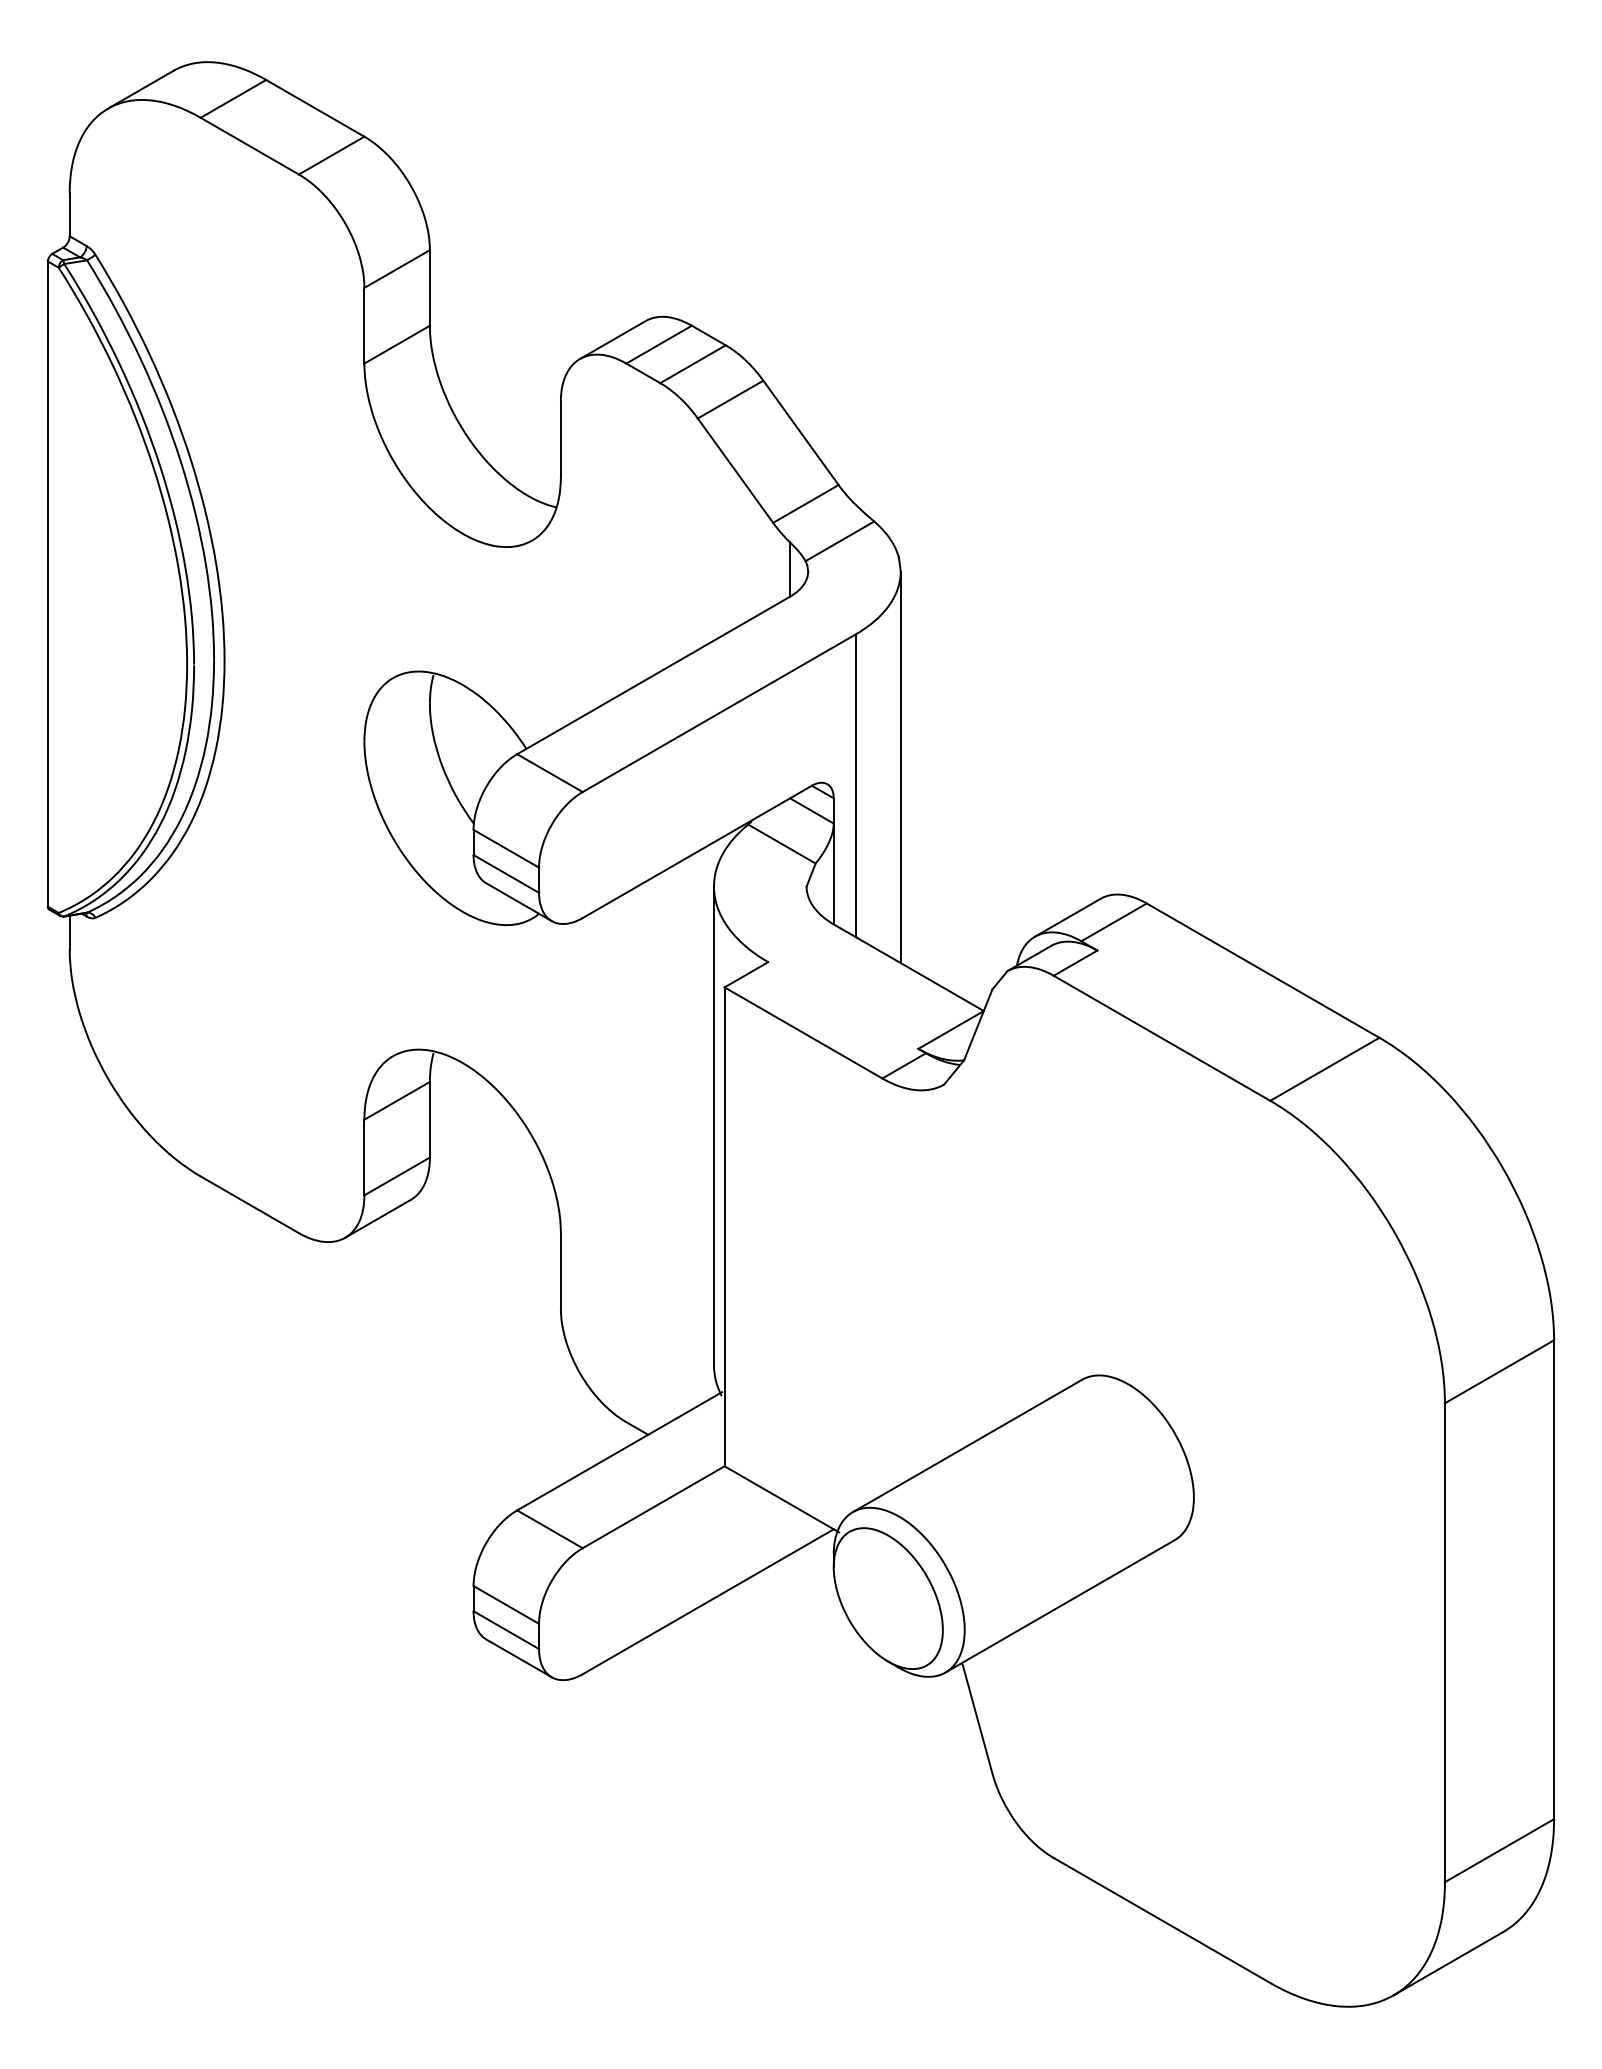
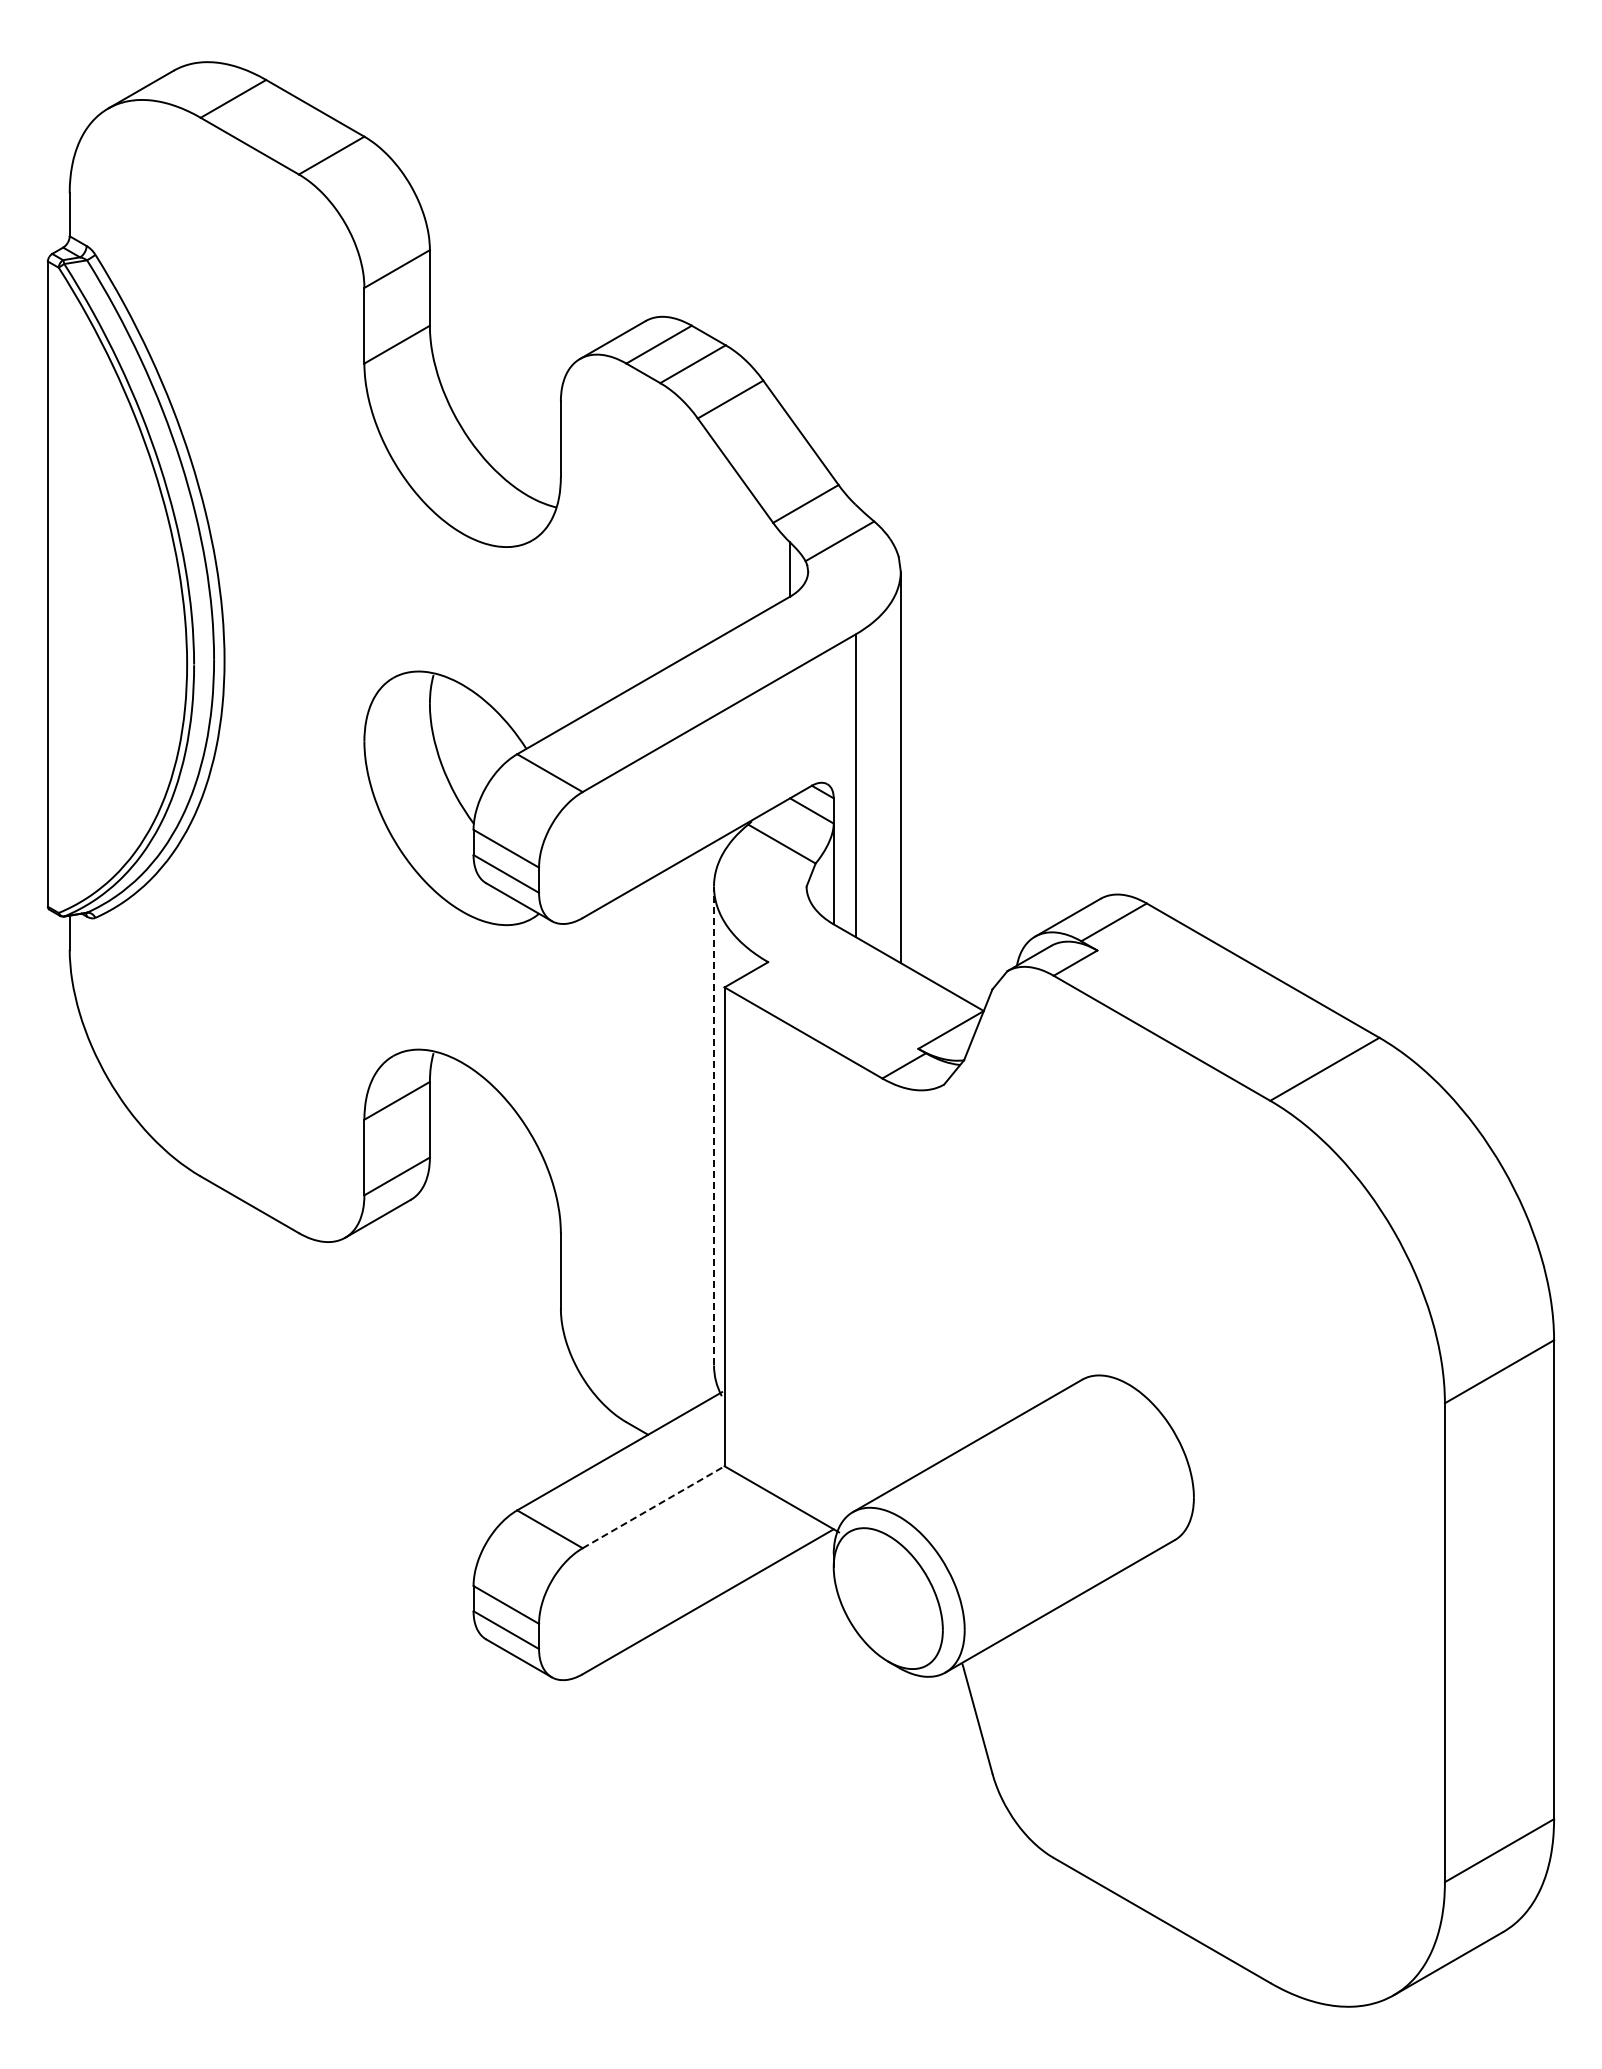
line: solid -> dashed (714, 1125)
line: solid -> dashed (653, 1507)
